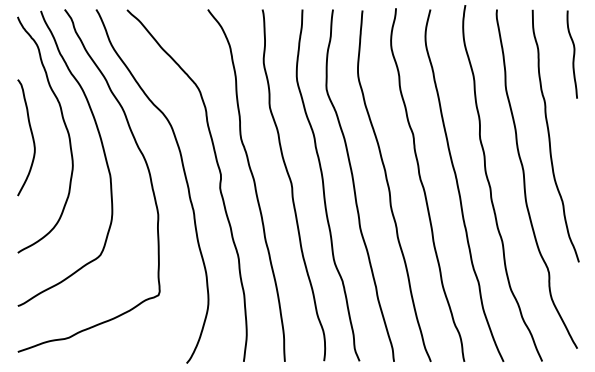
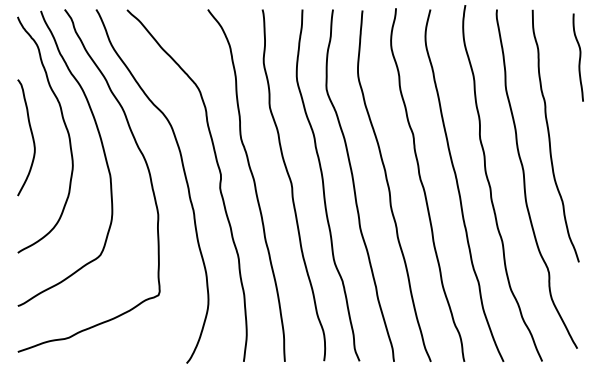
curve position: (573, 54) -> (579, 57) (579, 57)
